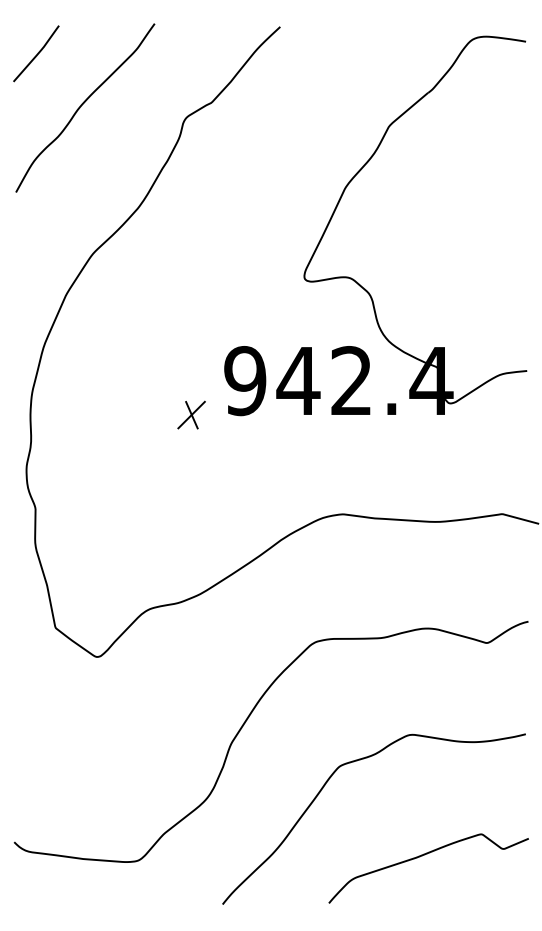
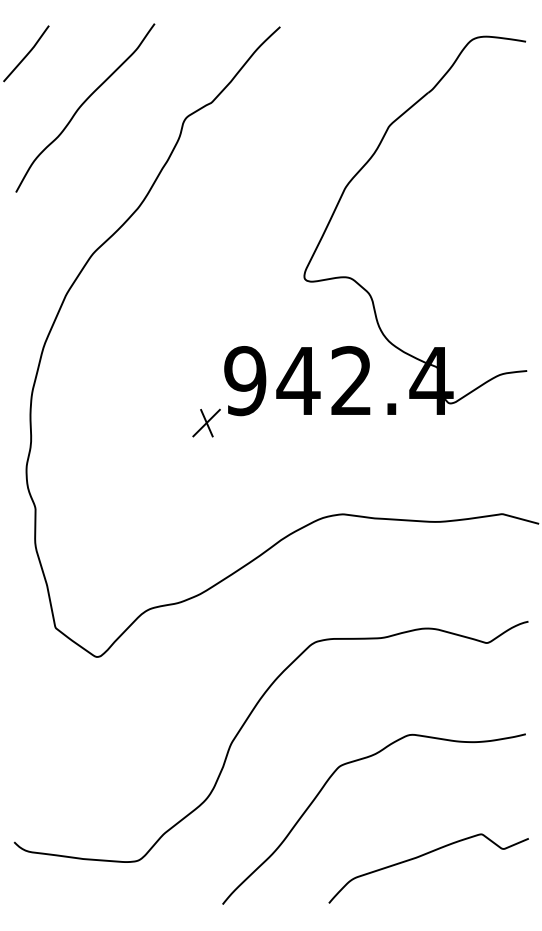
curve position: (37, 53) -> (27, 53) (27, 53)
part position: (191, 414) -> (206, 422) (206, 422)
